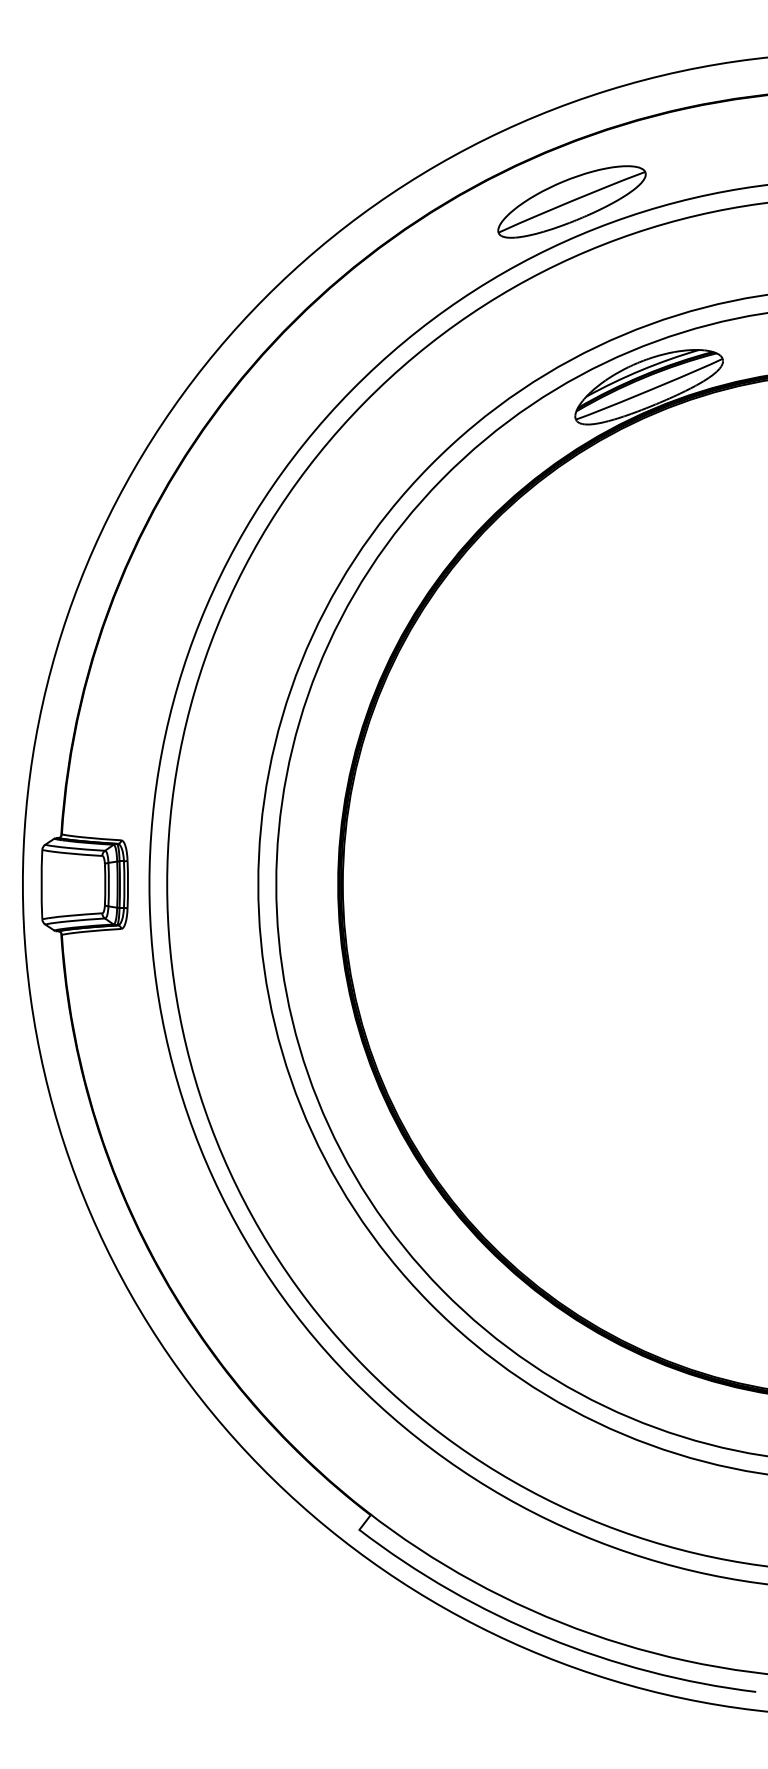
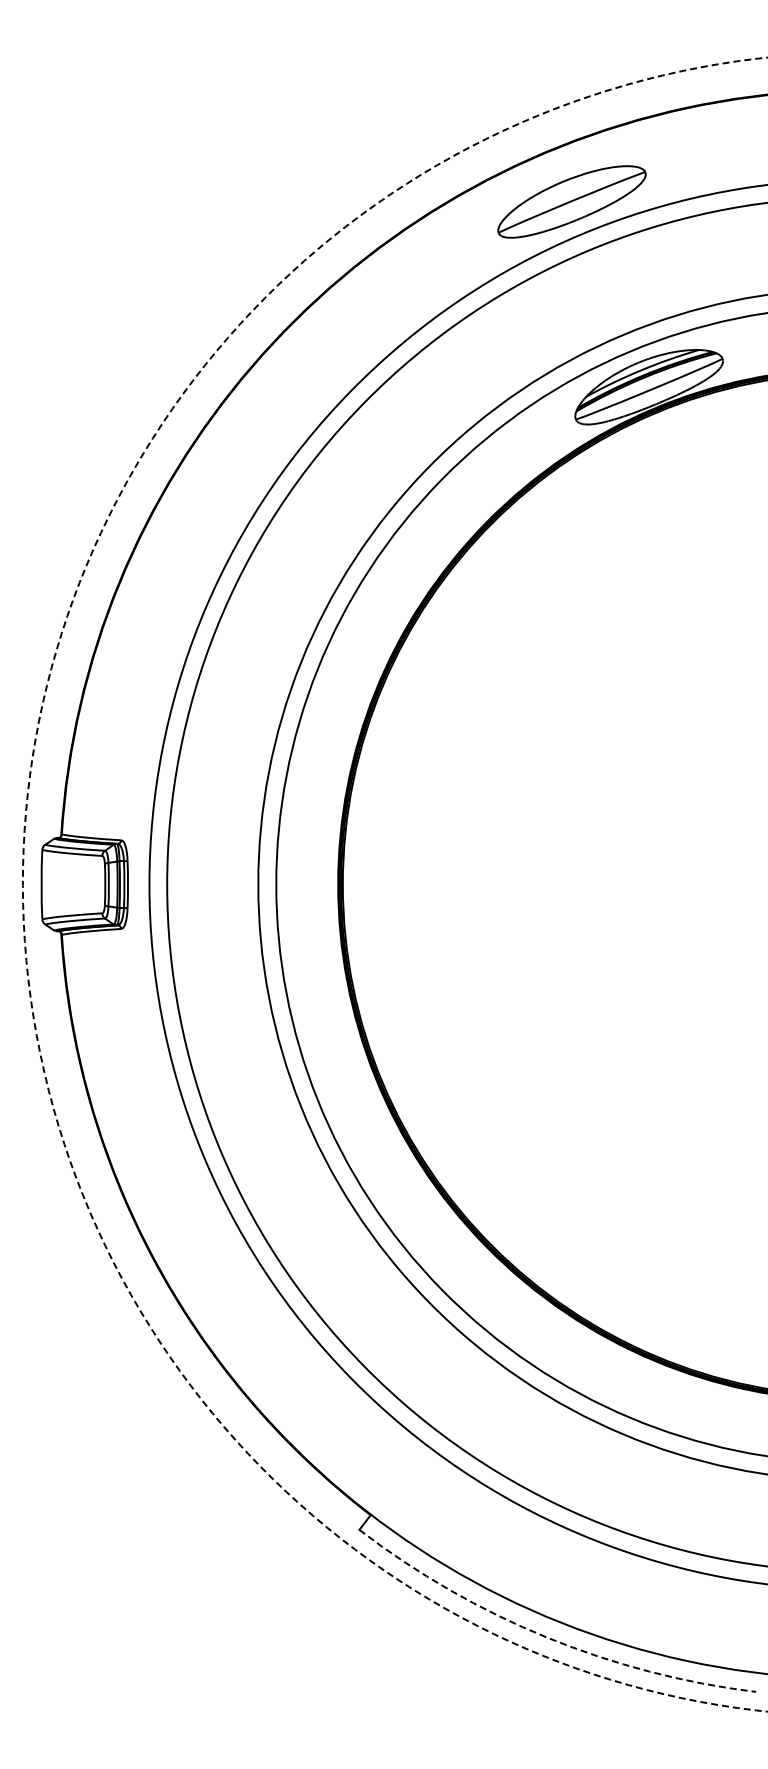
arc: solid -> dashed (22, 885)
arc: solid -> dashed (546, 1637)
